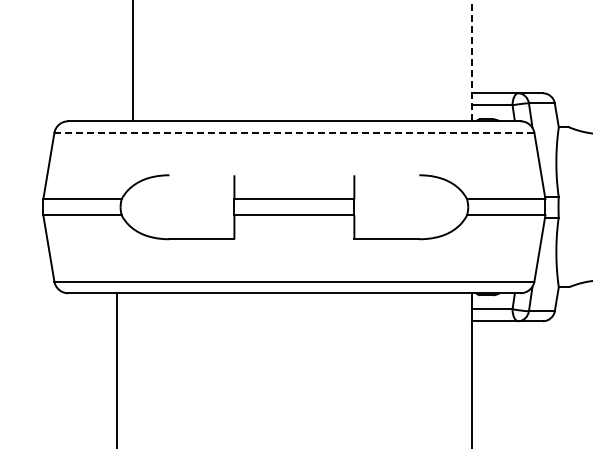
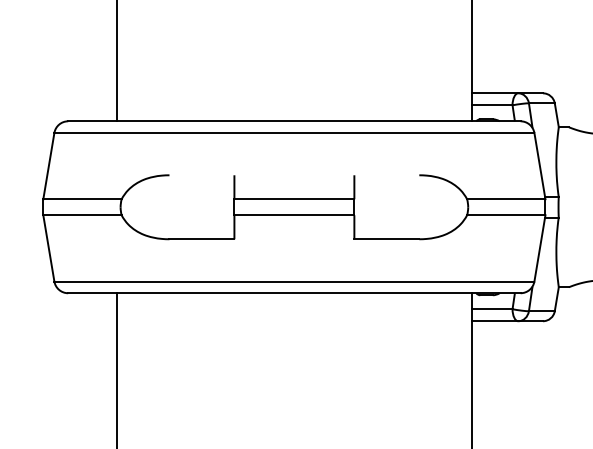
line: dashed -> solid (472, 60)
line position: (133, 61) -> (117, 61) (117, 61)
line: dashed -> solid (294, 133)
